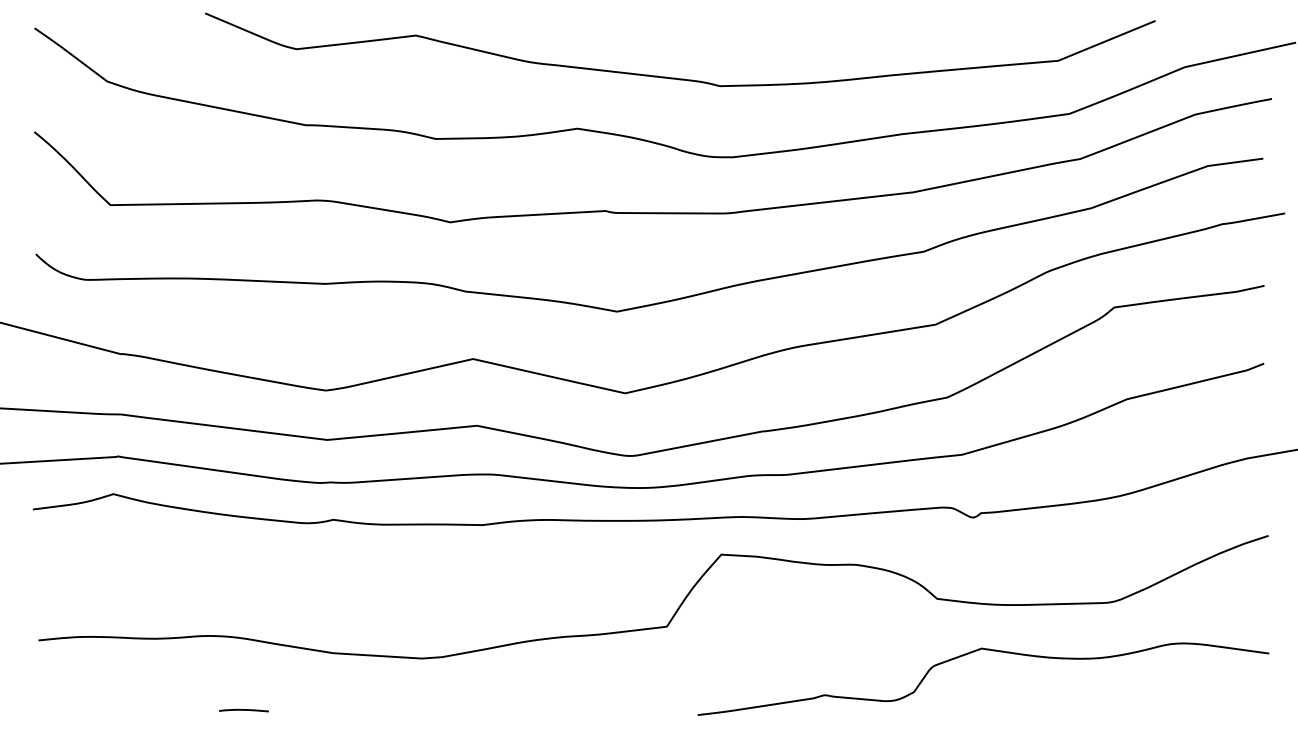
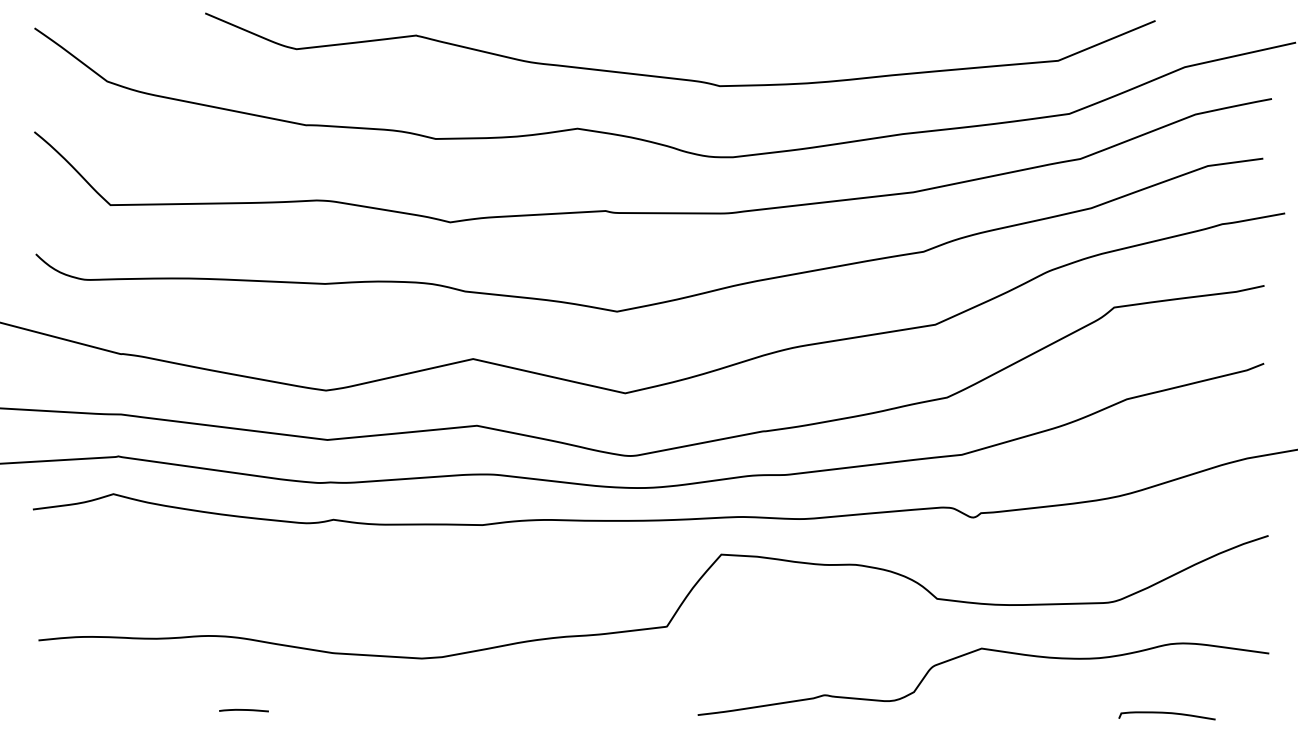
curve: none -> present (1166, 713)
